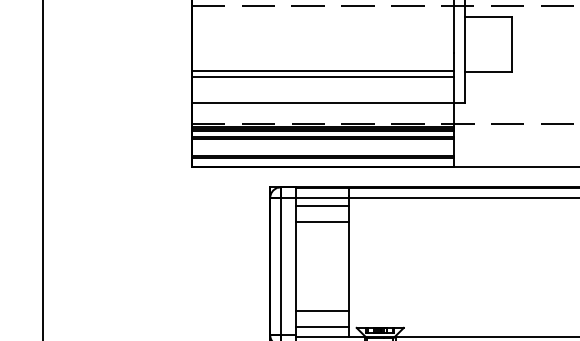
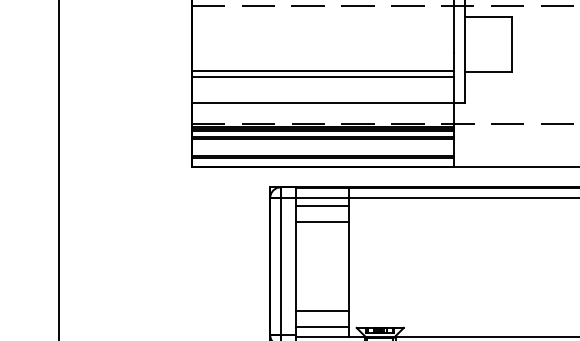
line position: (42, 169) -> (58, 169) (58, 169)
